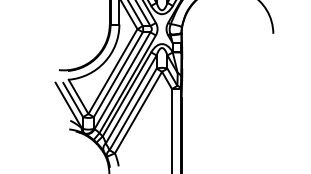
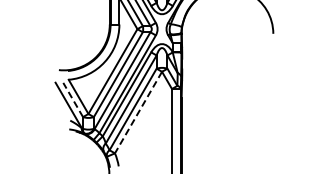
line: solid -> dashed (73, 100)
line: solid -> dashed (138, 113)
